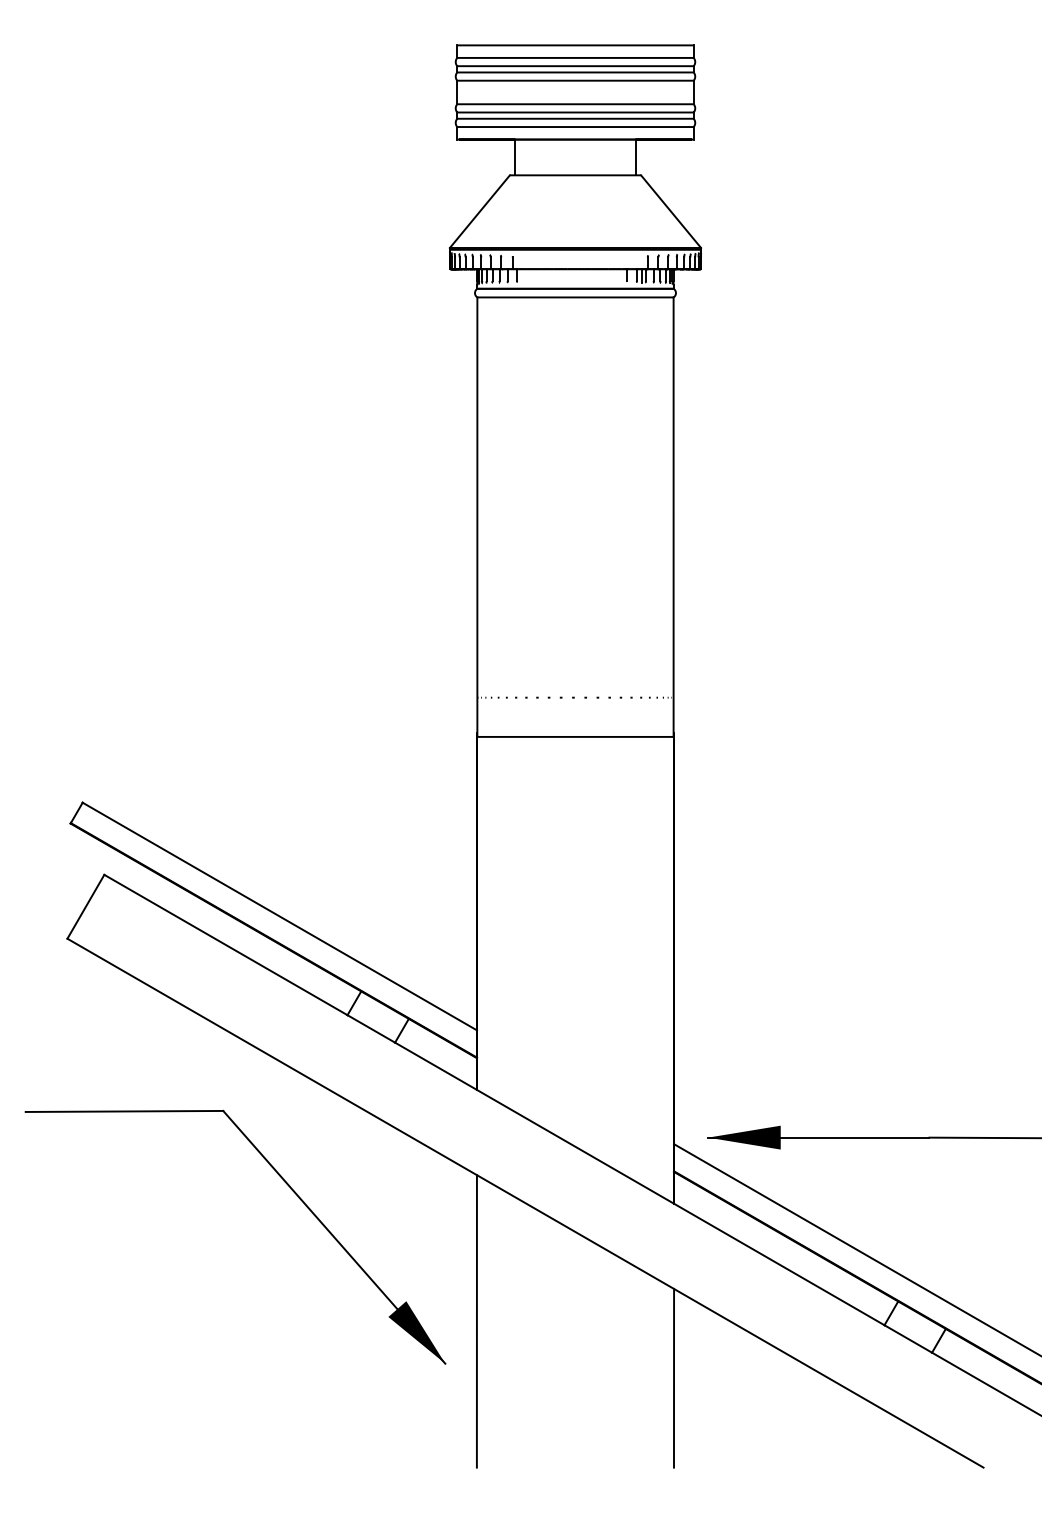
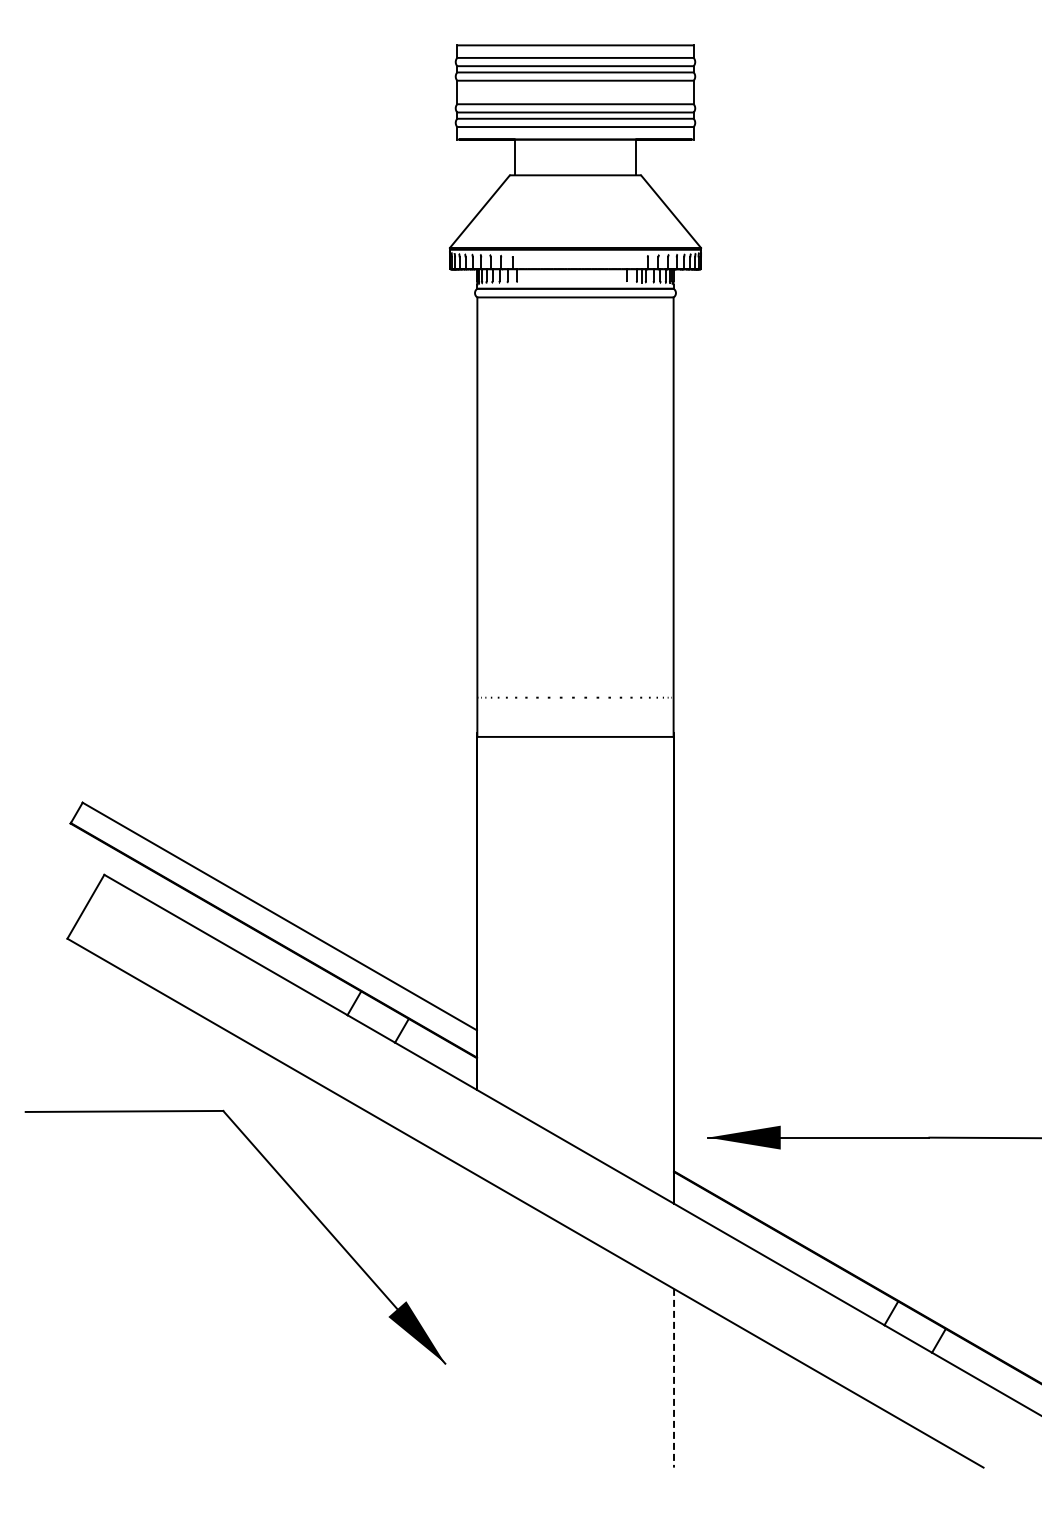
line: present -> none (856, 1249)
line: present -> none (476, 1321)
line: solid -> dashed (674, 1378)
